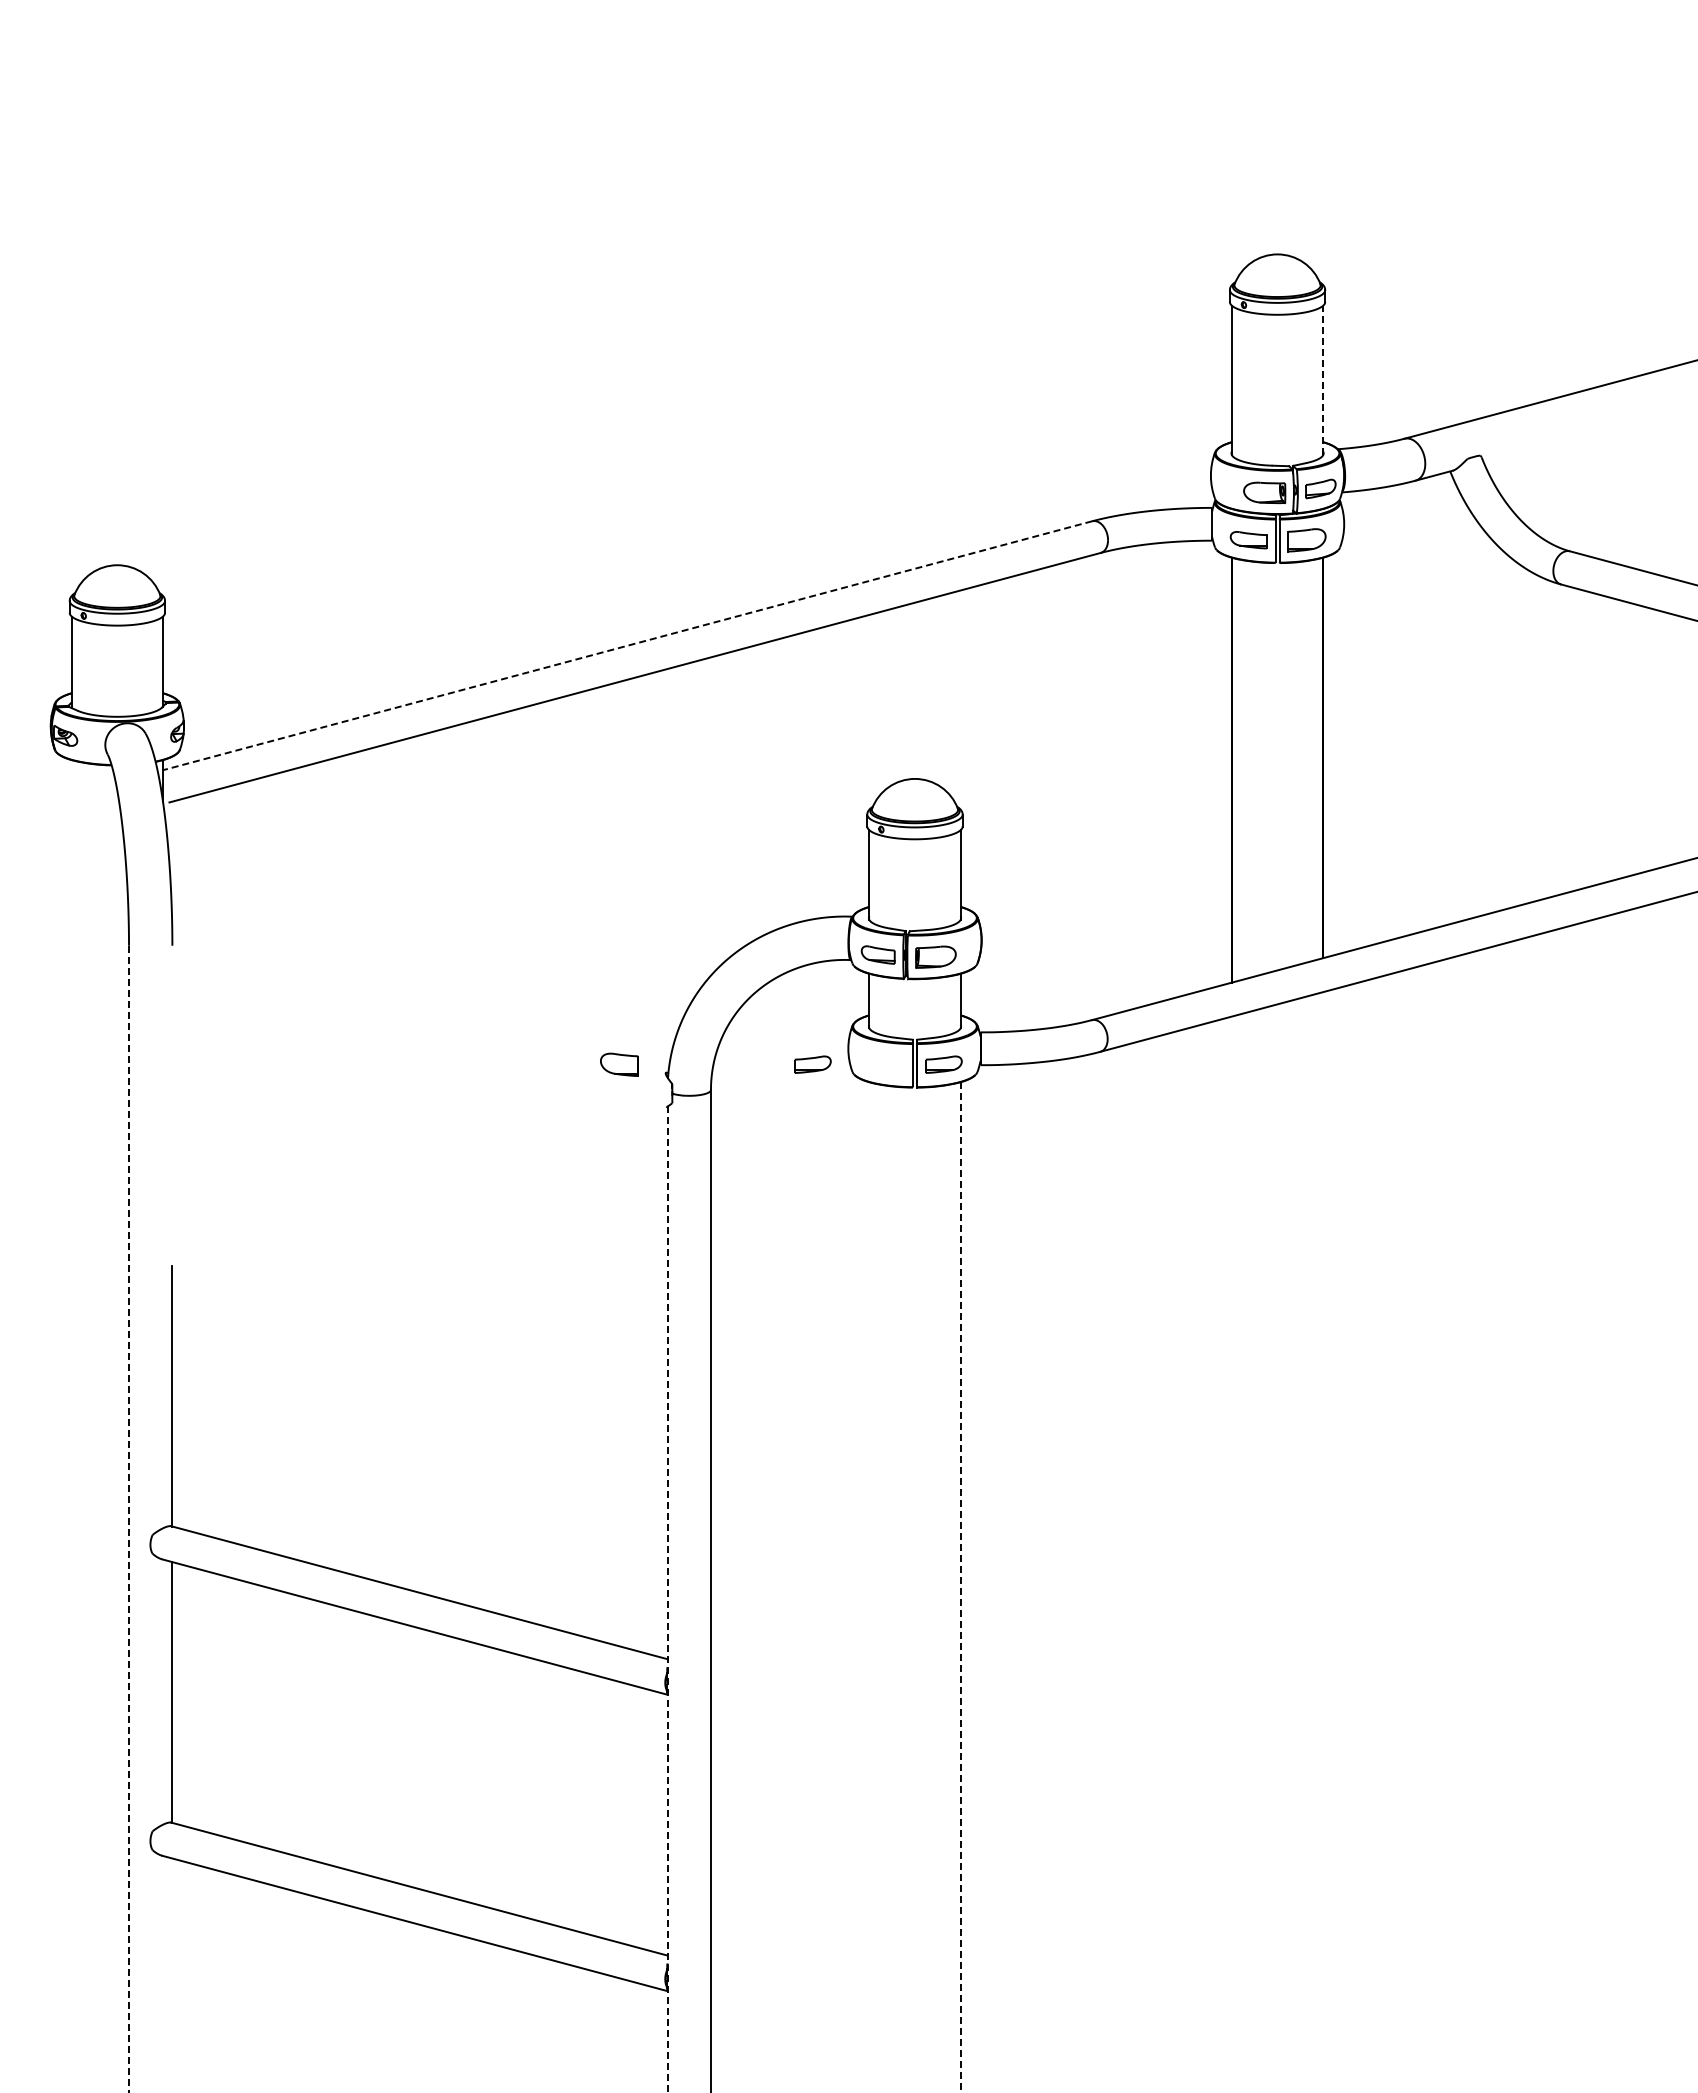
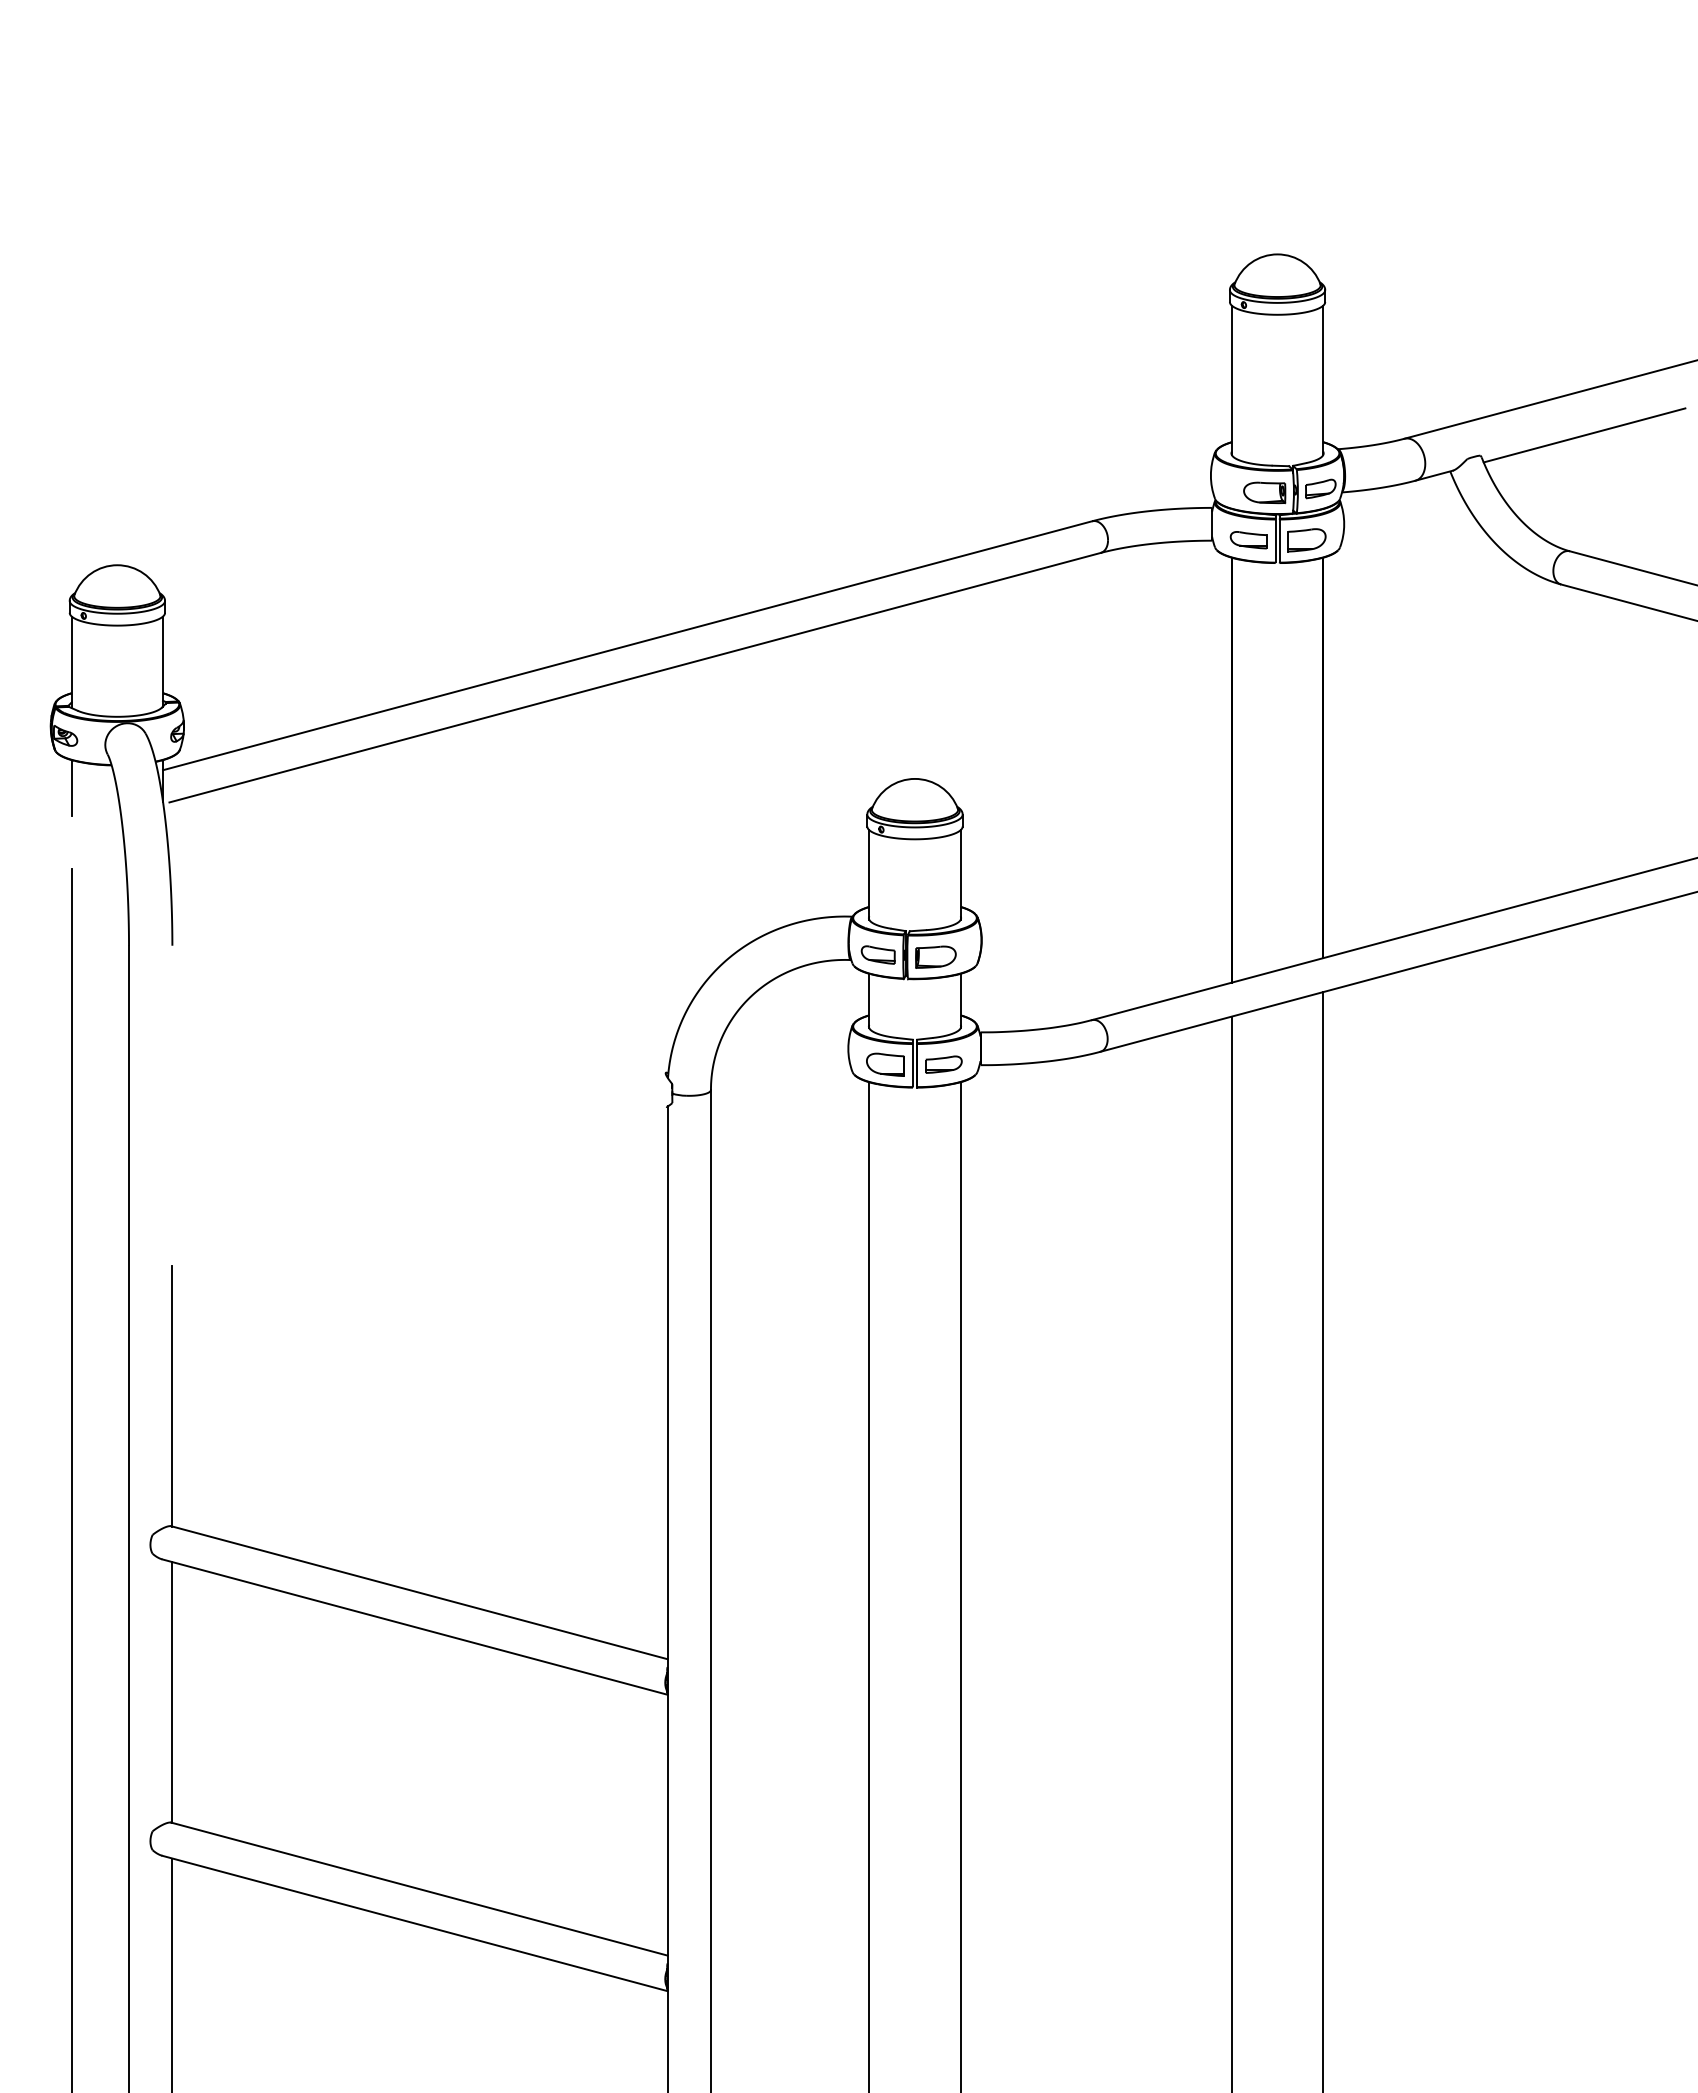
line: dashed -> solid (1323, 380)
line: none -> present (1584, 435)
line: dashed -> solid (627, 645)
line: none -> present (71, 787)
part position: (619, 1064) -> (885, 1064) (885, 1064)
part: present -> none (812, 1064)
line: none -> present (71, 1478)
line: dashed -> solid (129, 1519)
line: none -> present (1323, 1540)
line: none -> present (1231, 1552)
line: none -> present (869, 1585)
line: dashed -> solid (960, 1586)
line: dashed -> solid (667, 1599)
line: none -> present (172, 1973)
